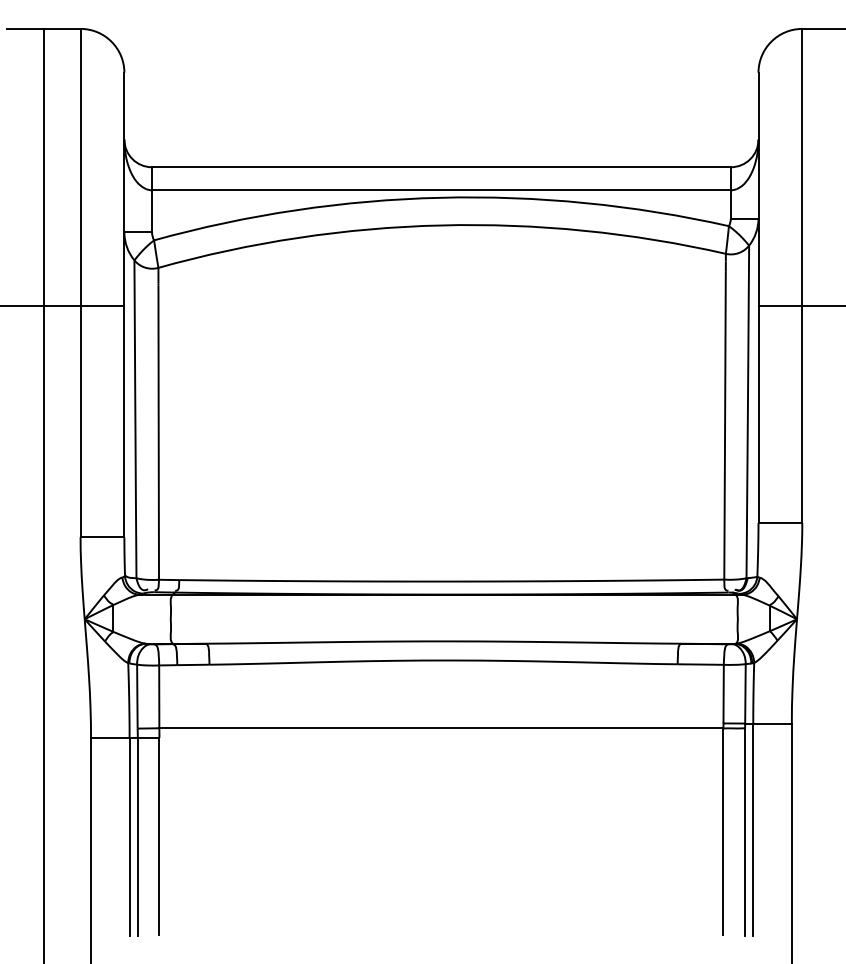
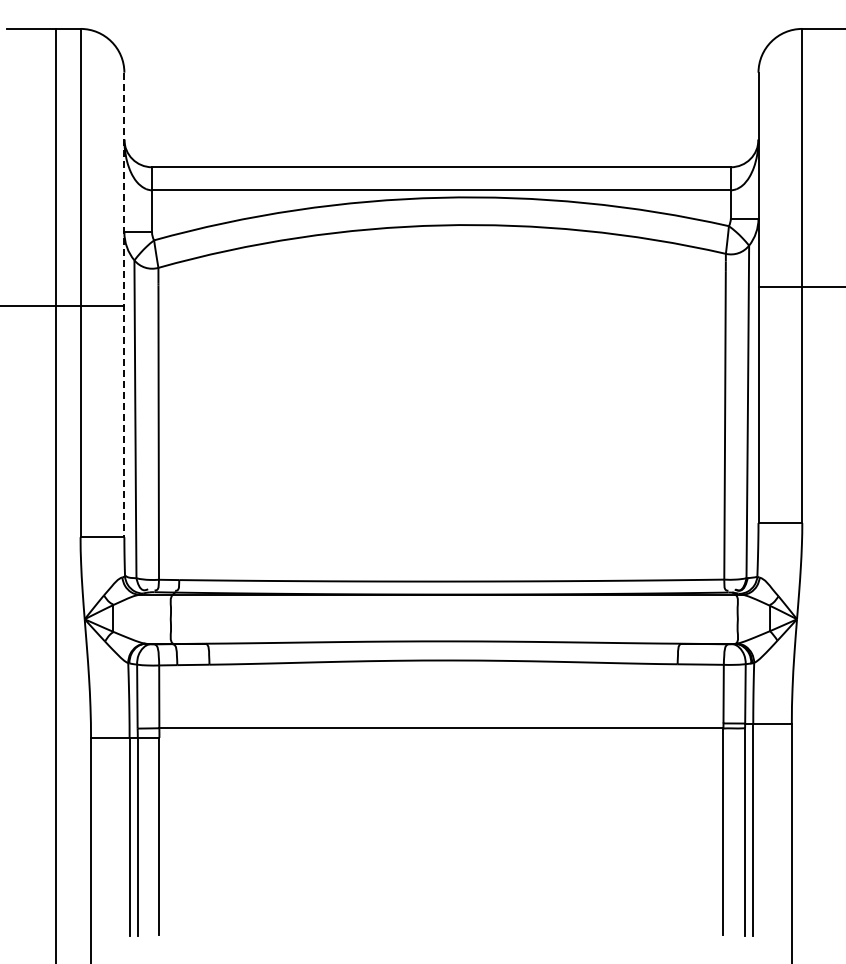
line: solid -> dashed (124, 305)
line position: (800, 305) -> (800, 286) (800, 286)
line position: (43, 494) -> (55, 494) (55, 494)
